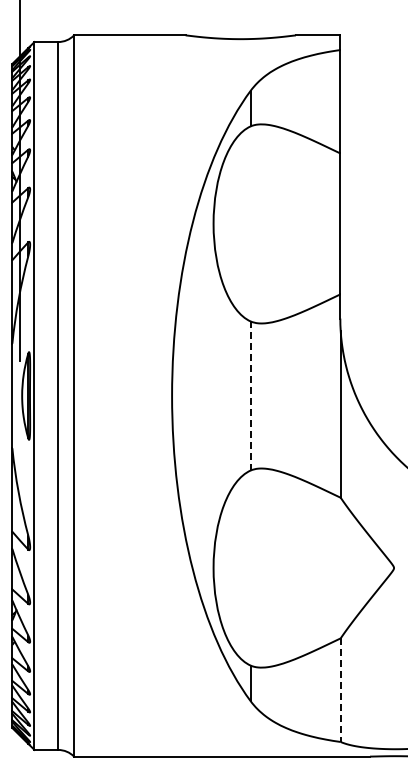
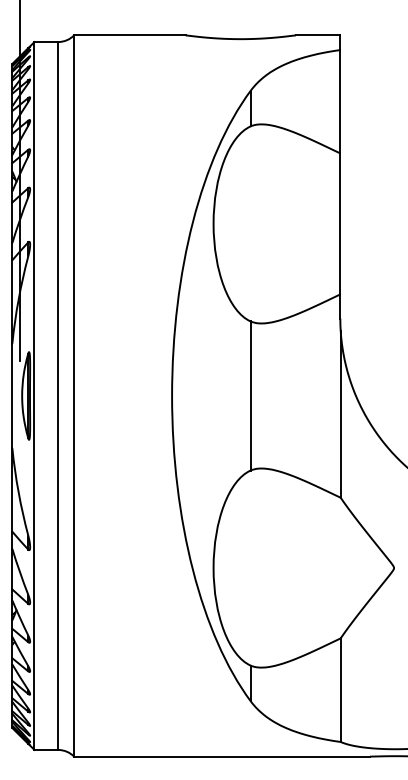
line: dashed -> solid (250, 396)
line: dashed -> solid (340, 690)
